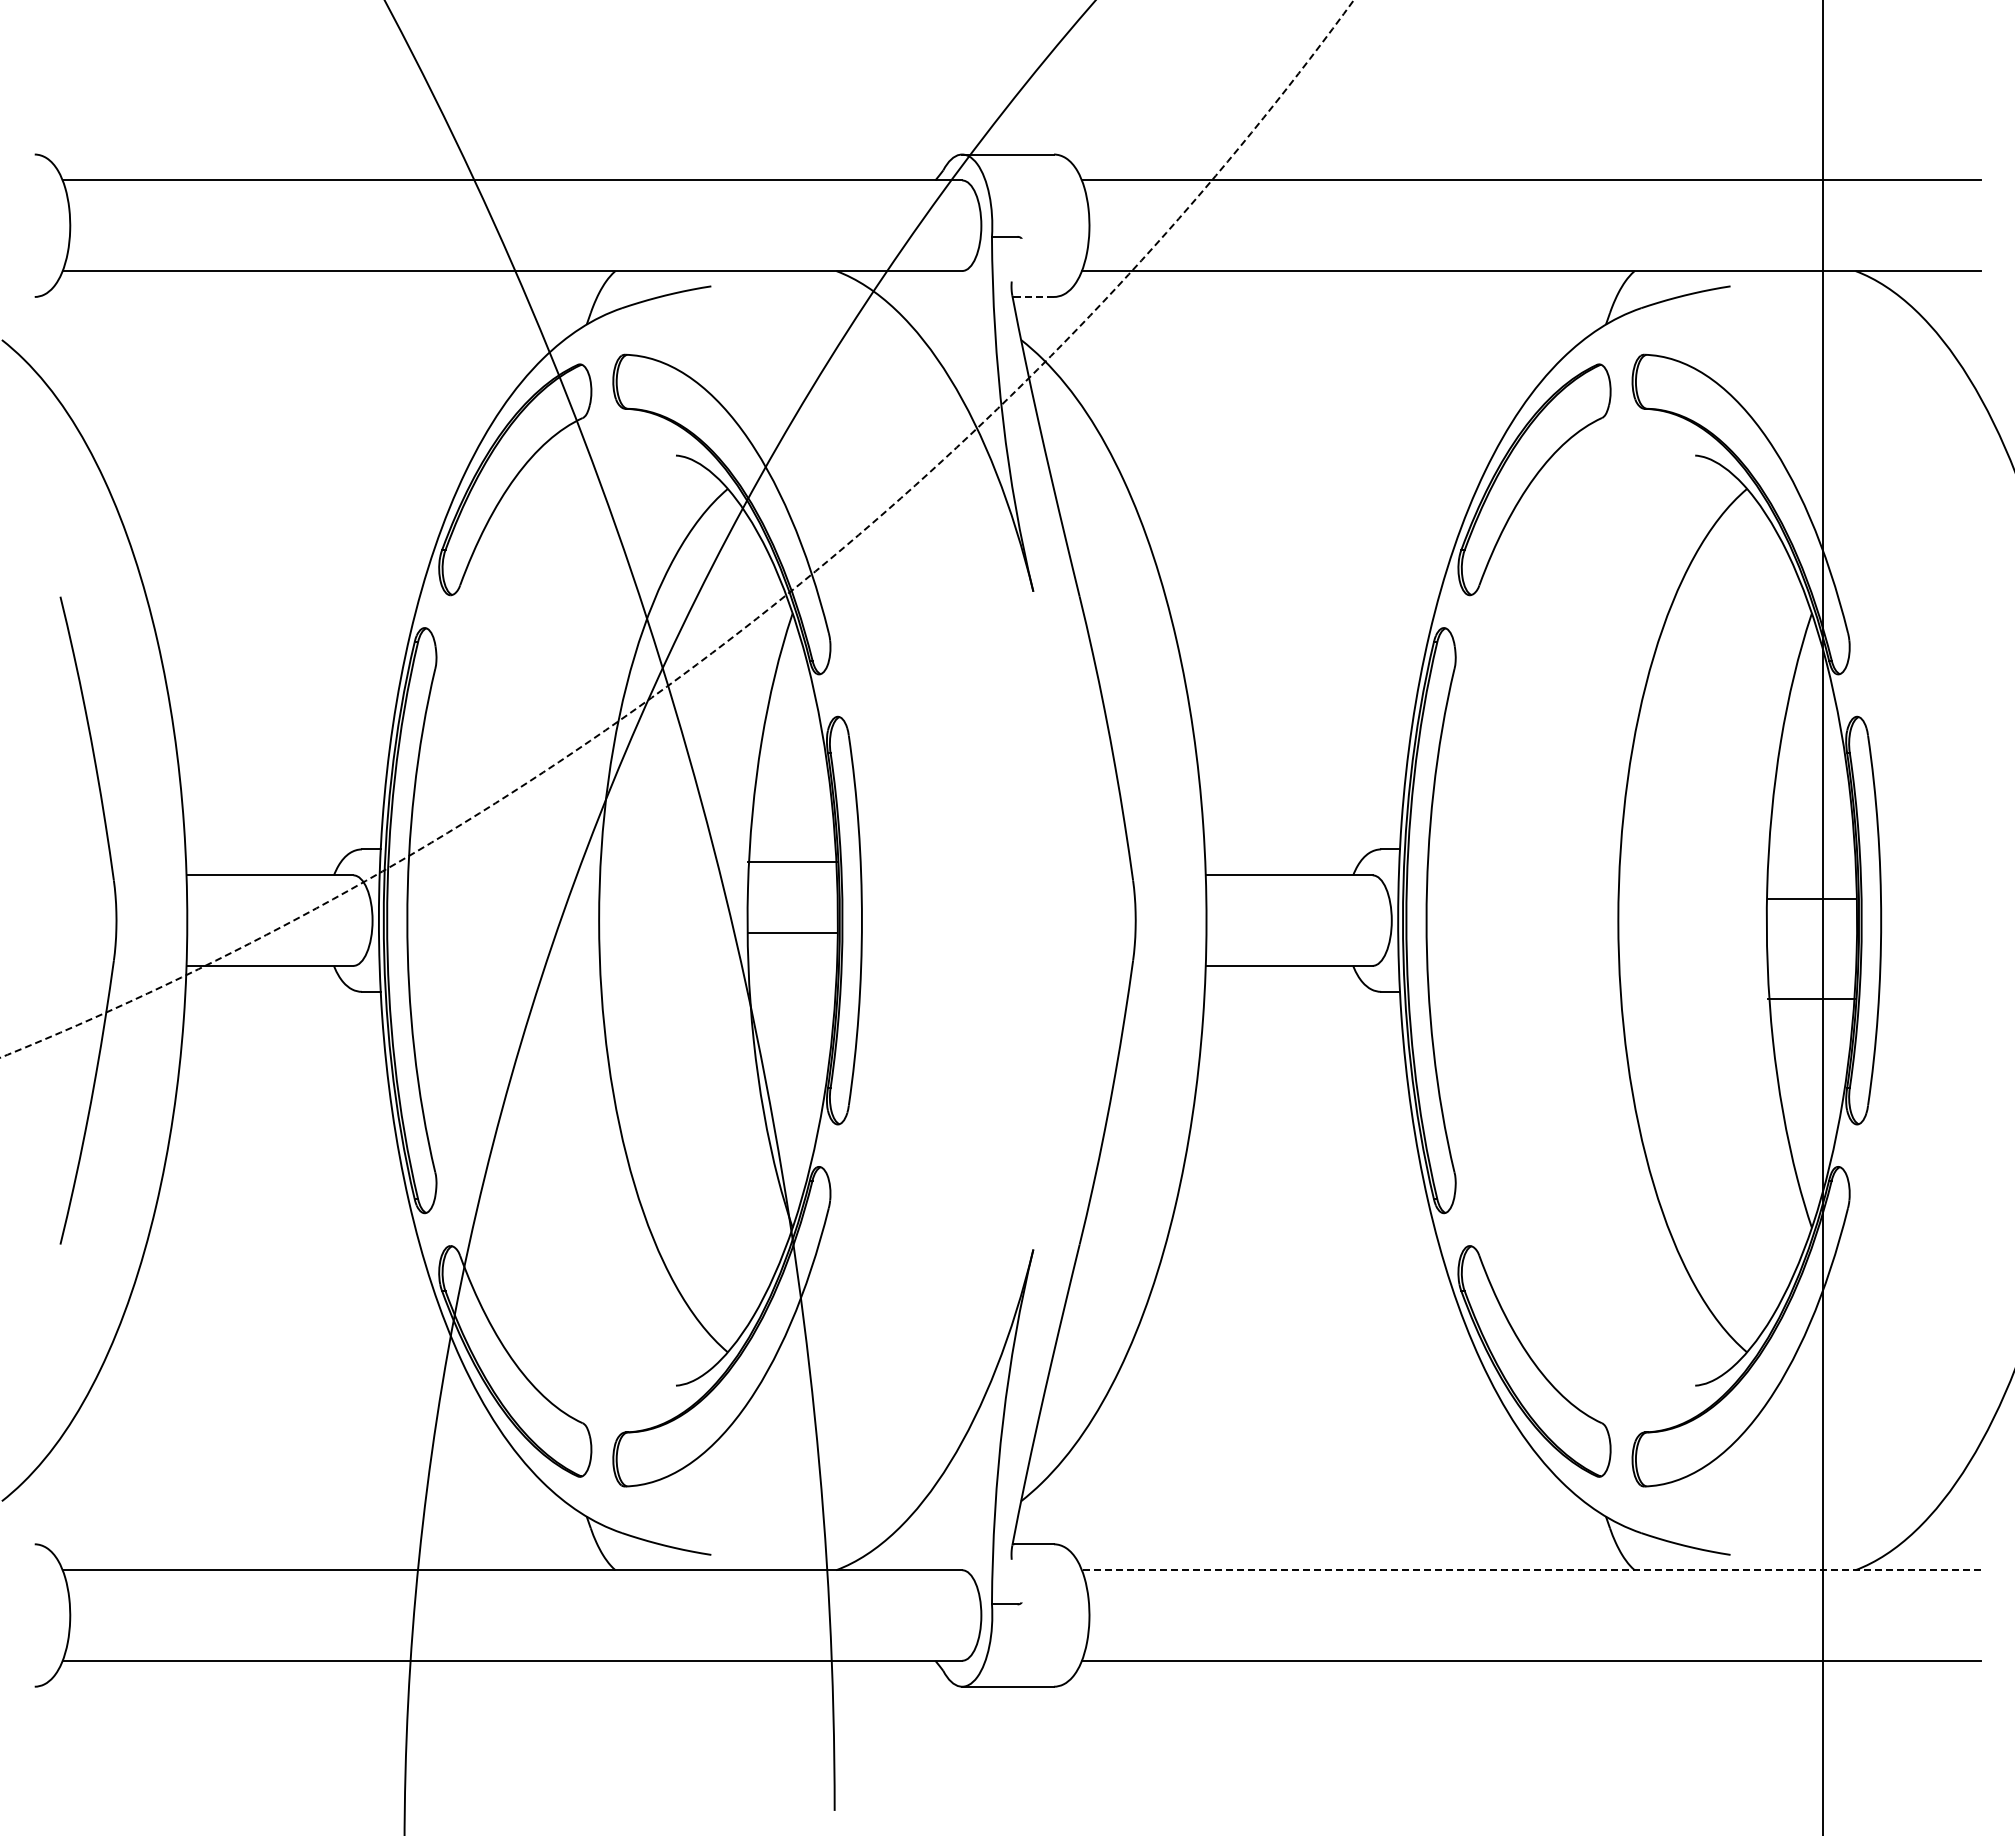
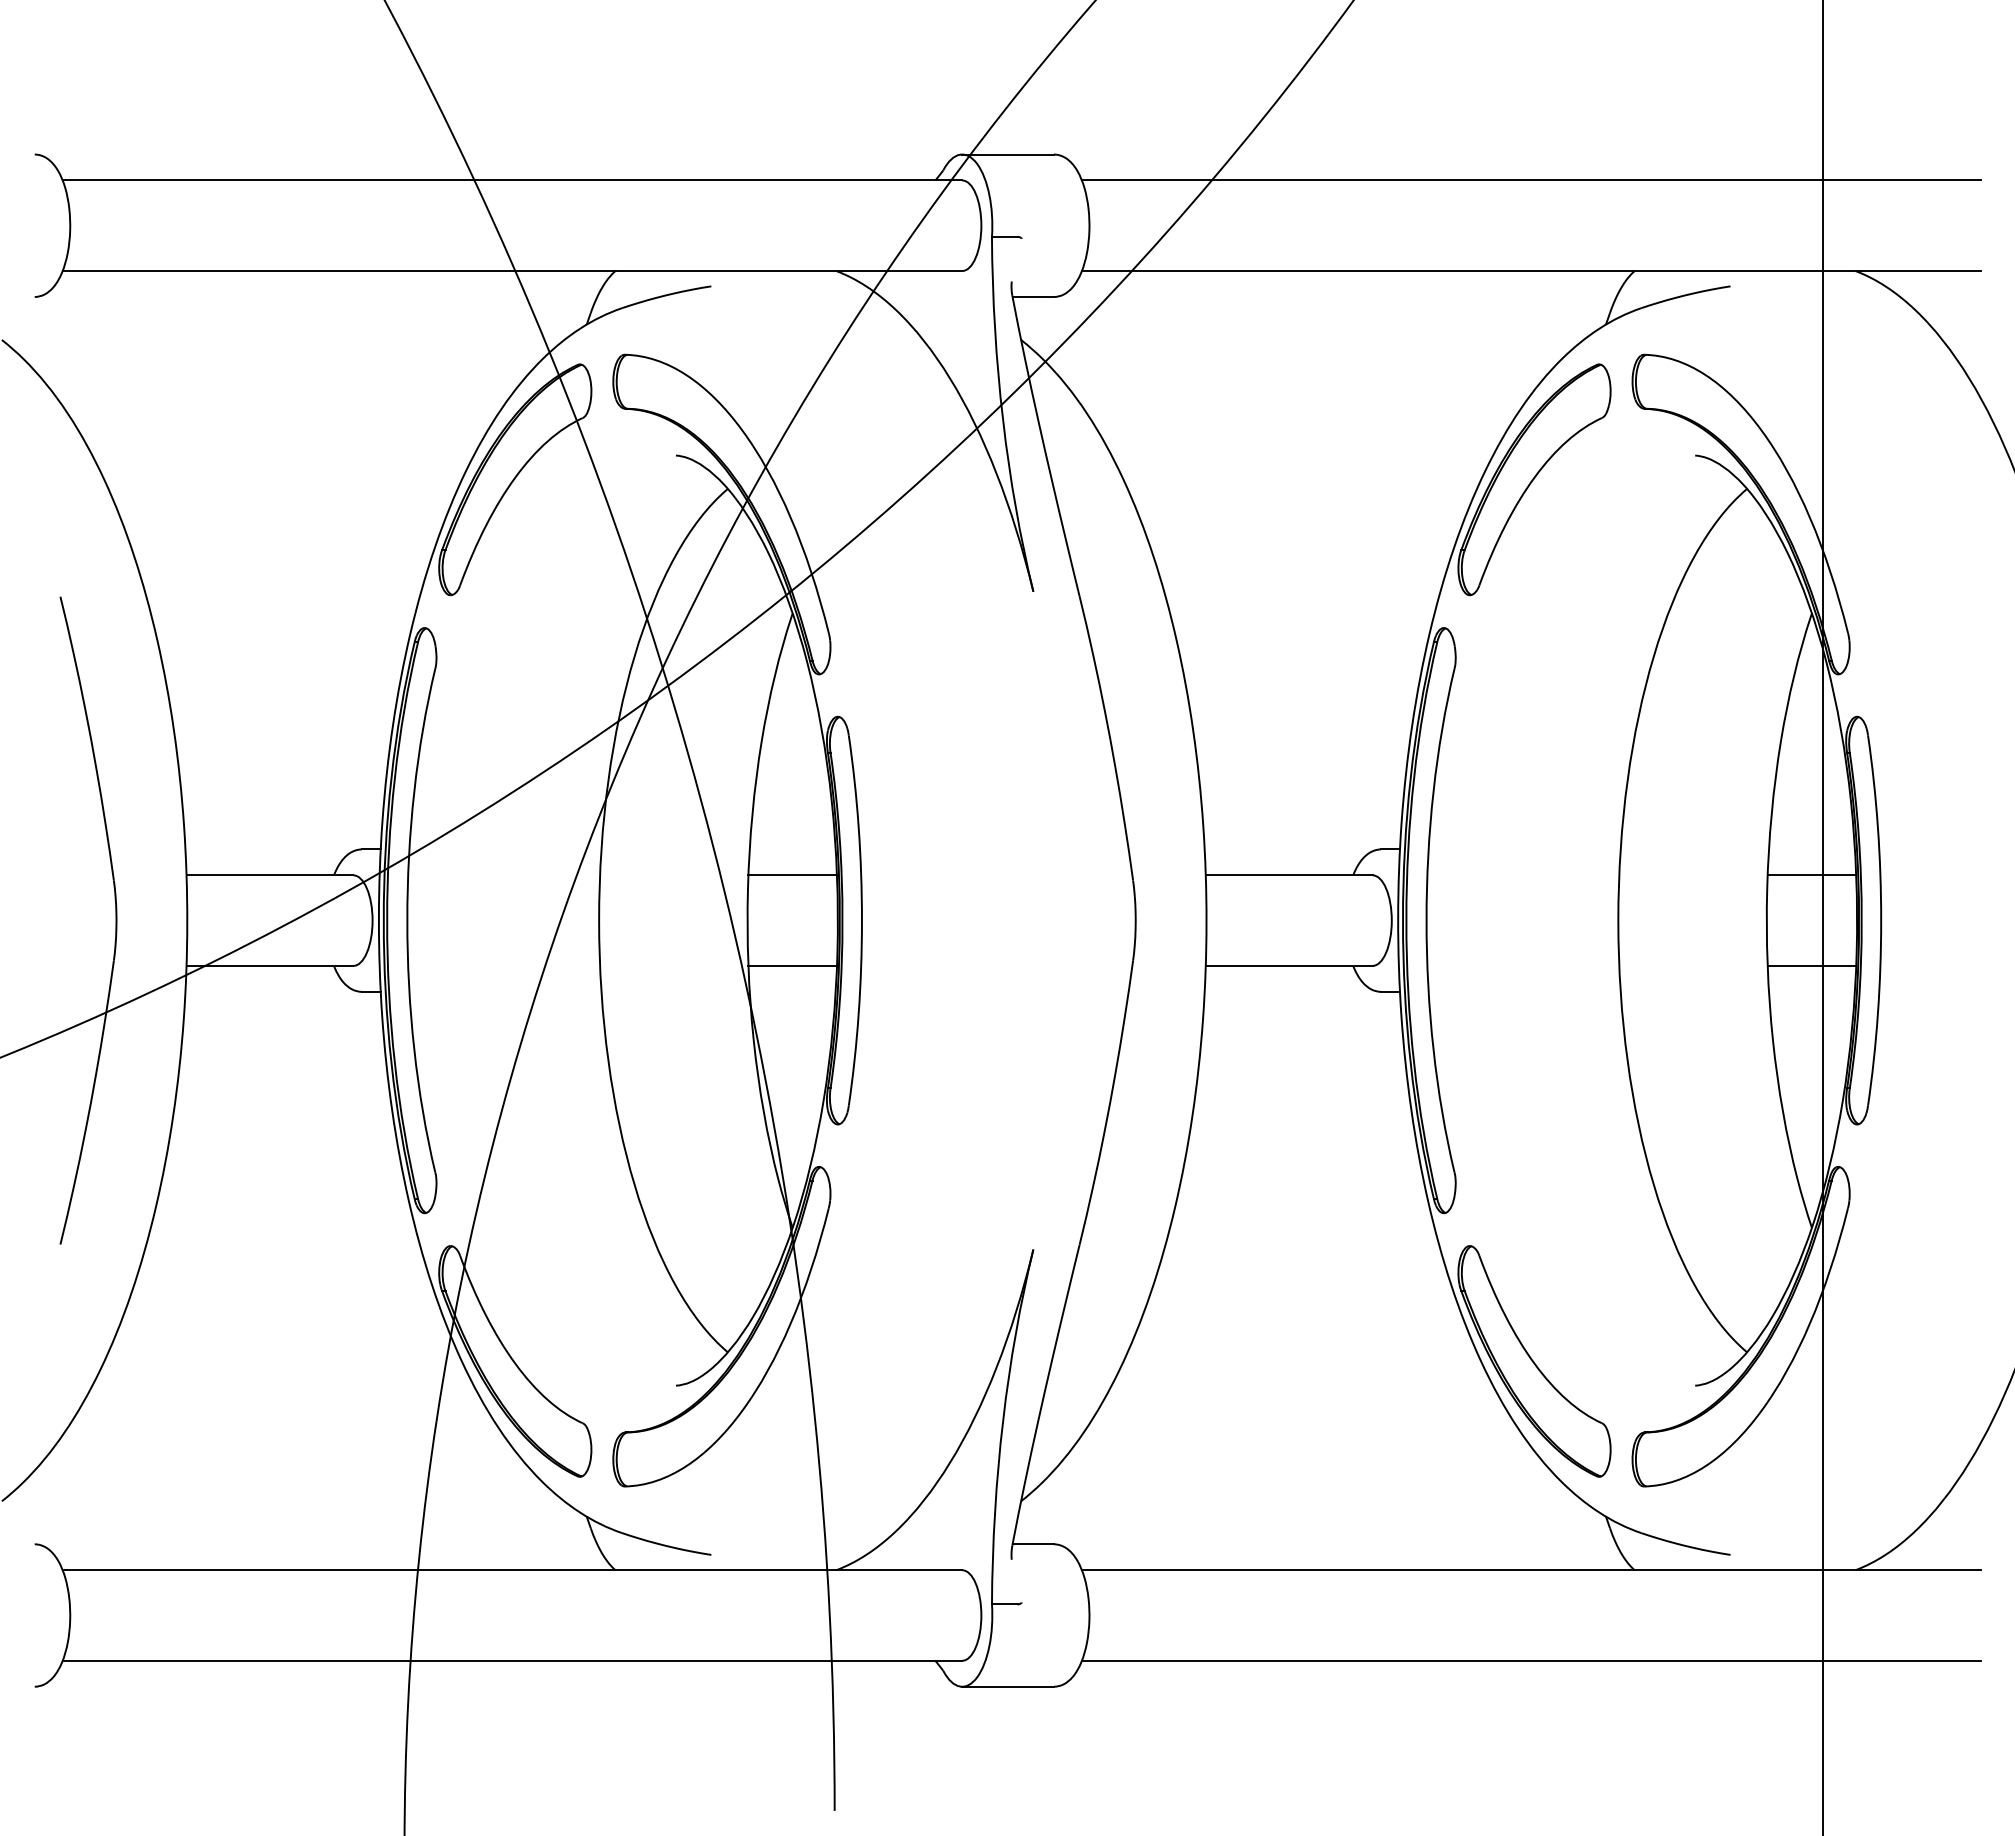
line: dashed -> solid (1034, 296)
arc: dashed -> solid (751, 622)
line position: (792, 862) -> (792, 875) (792, 875)
line position: (1811, 899) -> (1811, 875) (1811, 875)
line position: (792, 932) -> (792, 965) (792, 965)
line position: (1811, 998) -> (1811, 965) (1811, 965)
line: dashed -> solid (1531, 1570)
